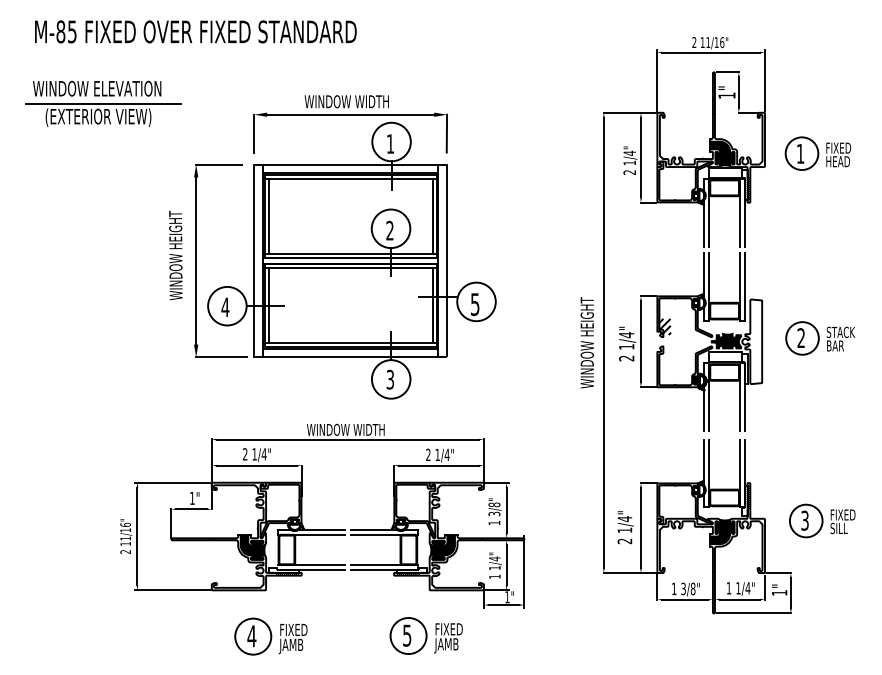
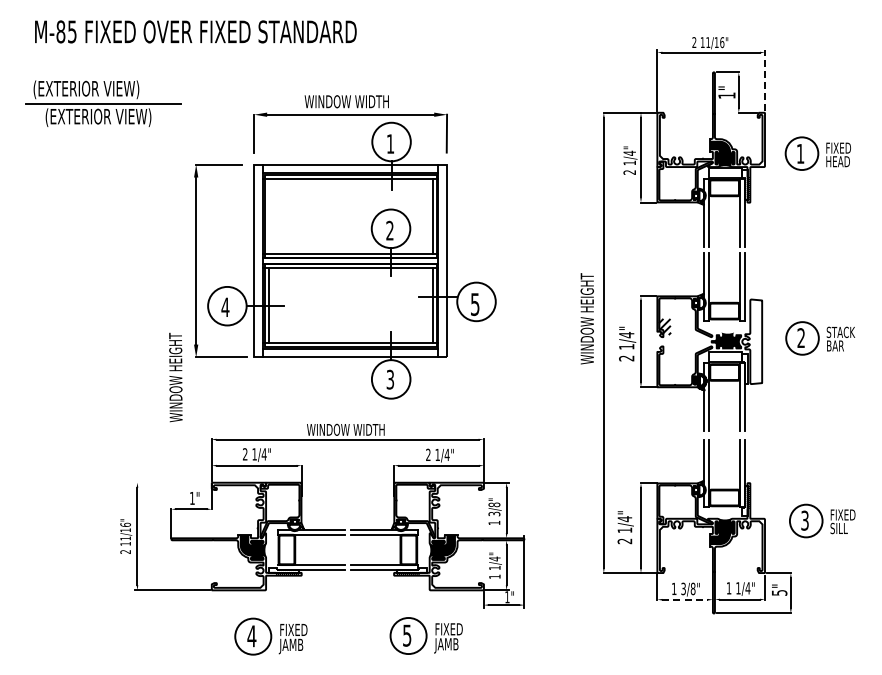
line: solid -> dashed (764, 80)
text: WINDOW ELEVATION -> (EXTERIOR VIEW) (97, 89)
line: present -> none (268, 215)
text position: (175, 255) -> (175, 377) (175, 377)
text position: (586, 342) -> (586, 318) (586, 318)
line: present -> none (172, 482)
text: 1" -> 5" (779, 592)
line: solid -> dashed (685, 599)
